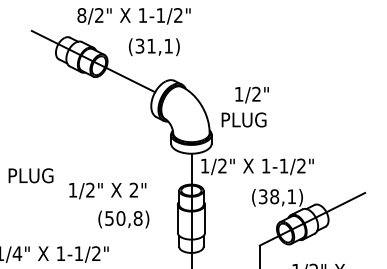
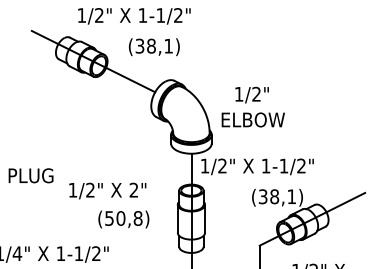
text: 8/2" -> 1/2" (81, 15)
text: (31,1) -> (38,1) (151, 45)
text: PLUG -> ELBOW (253, 119)
